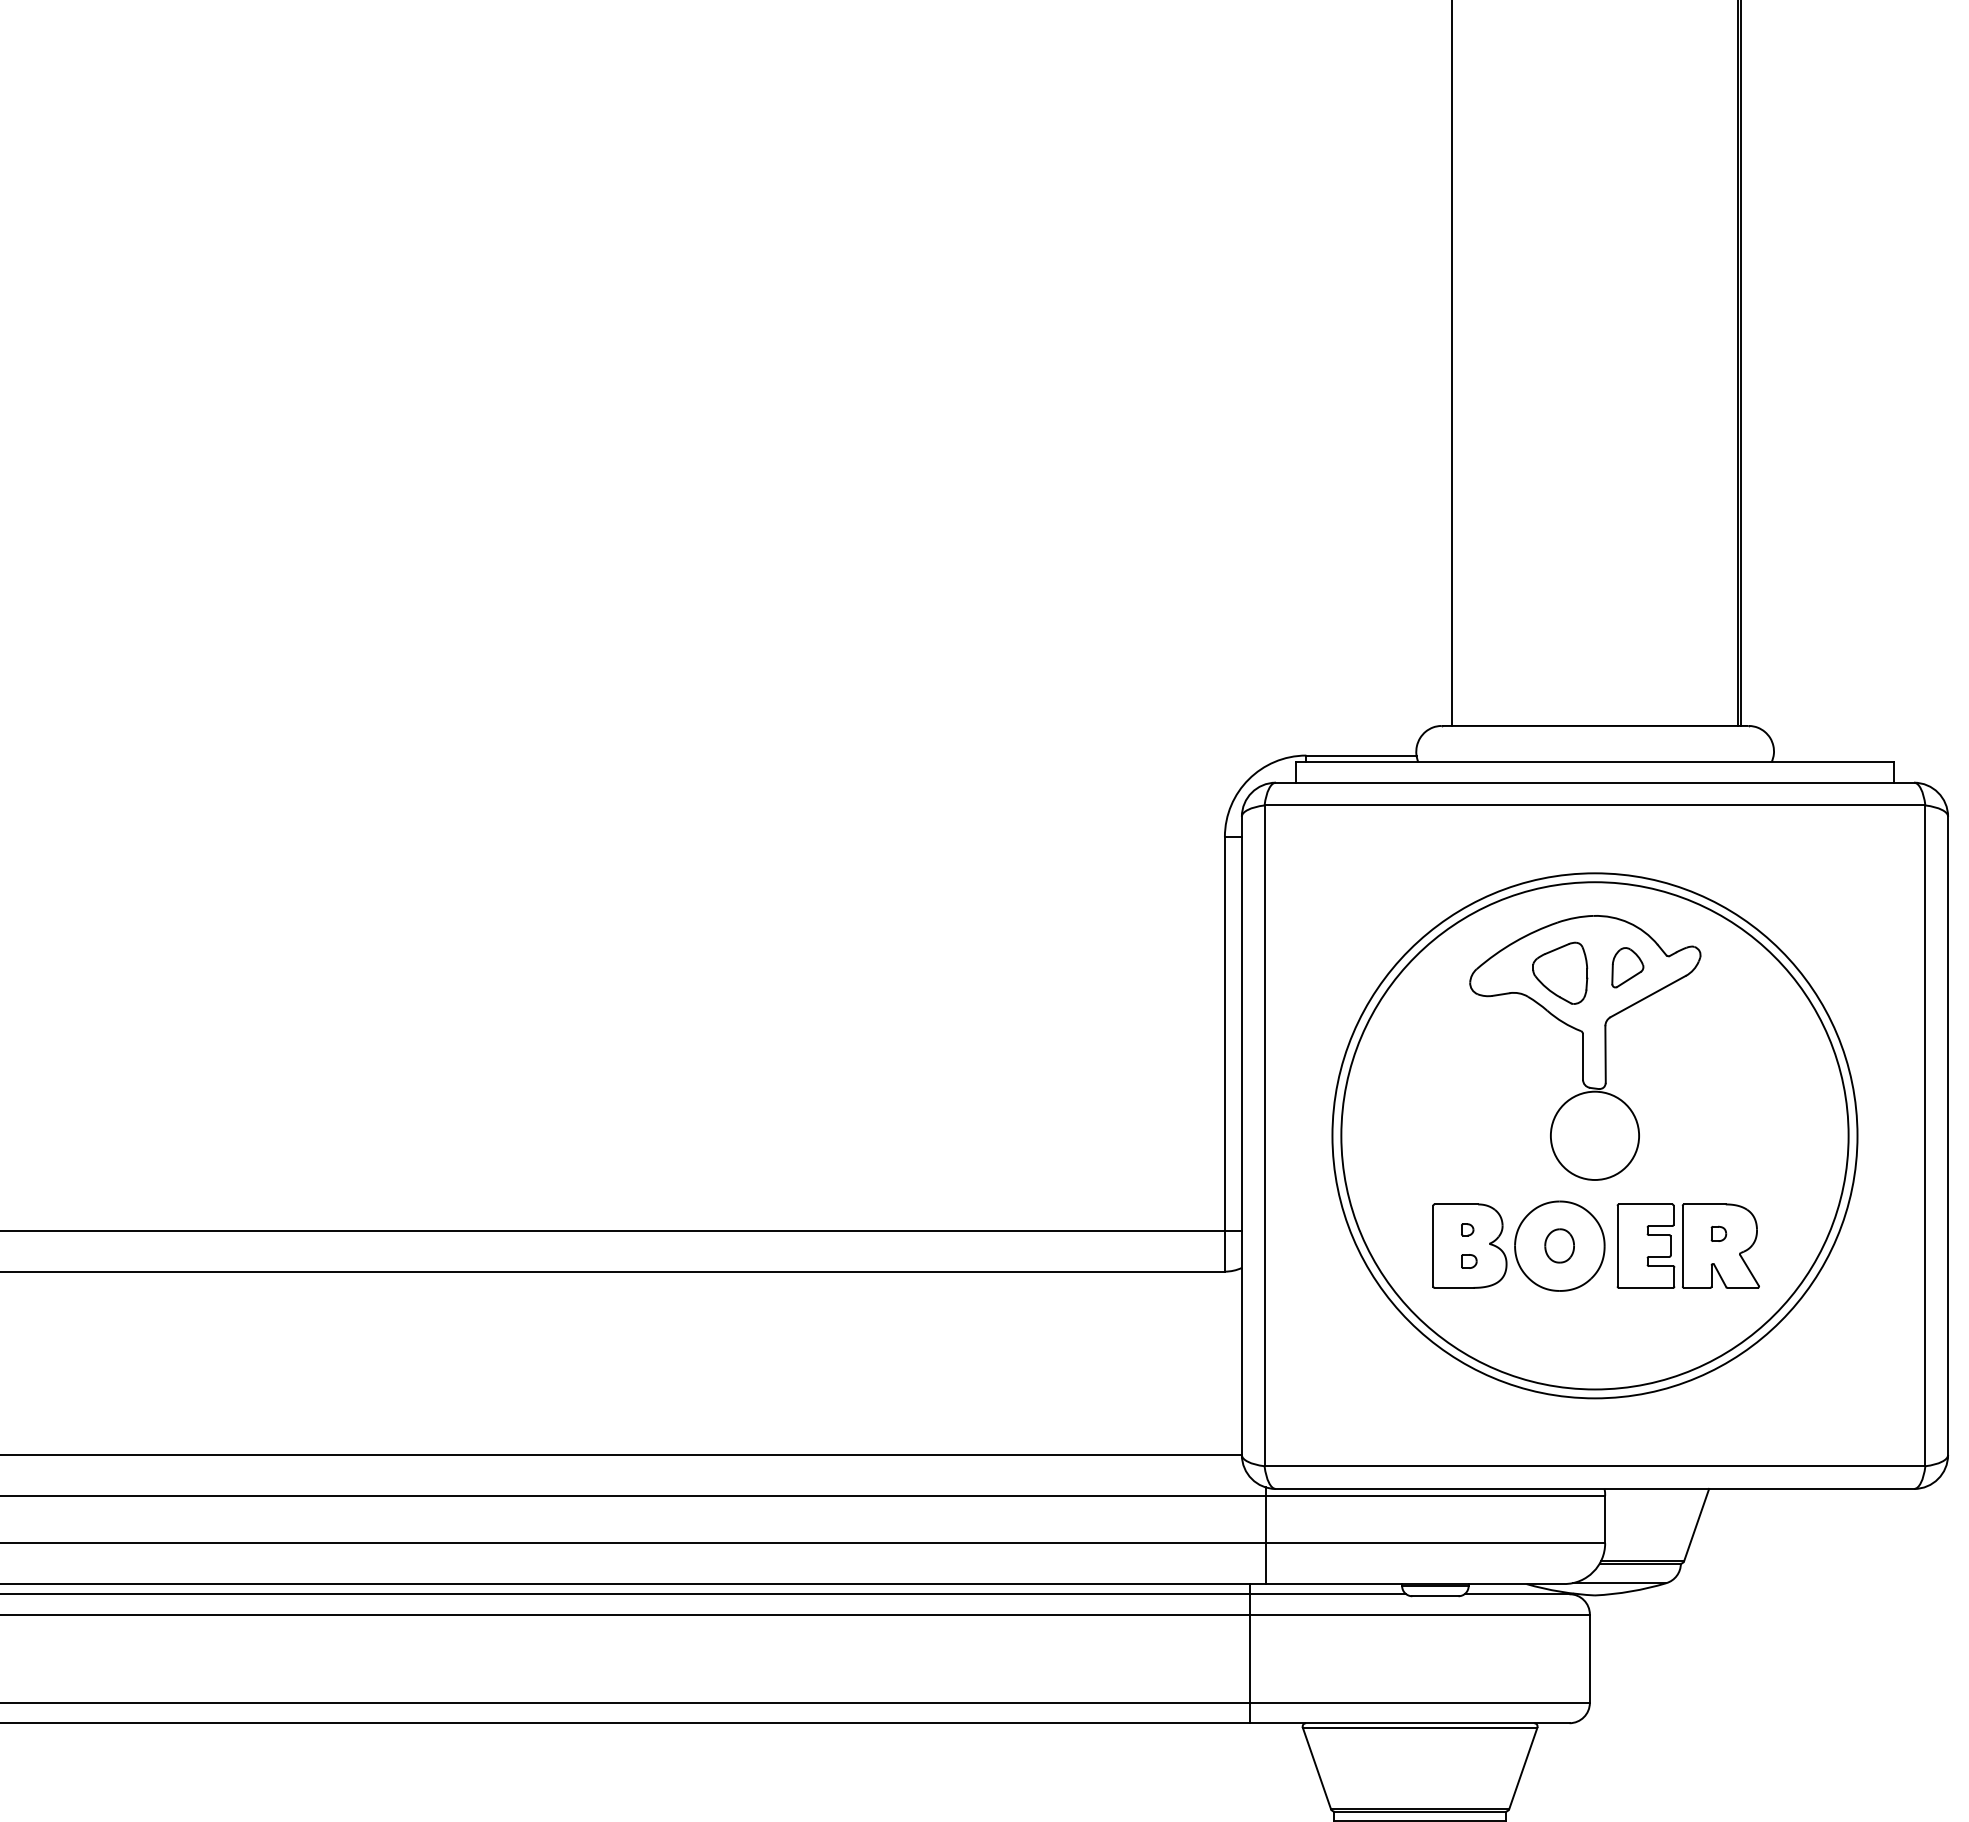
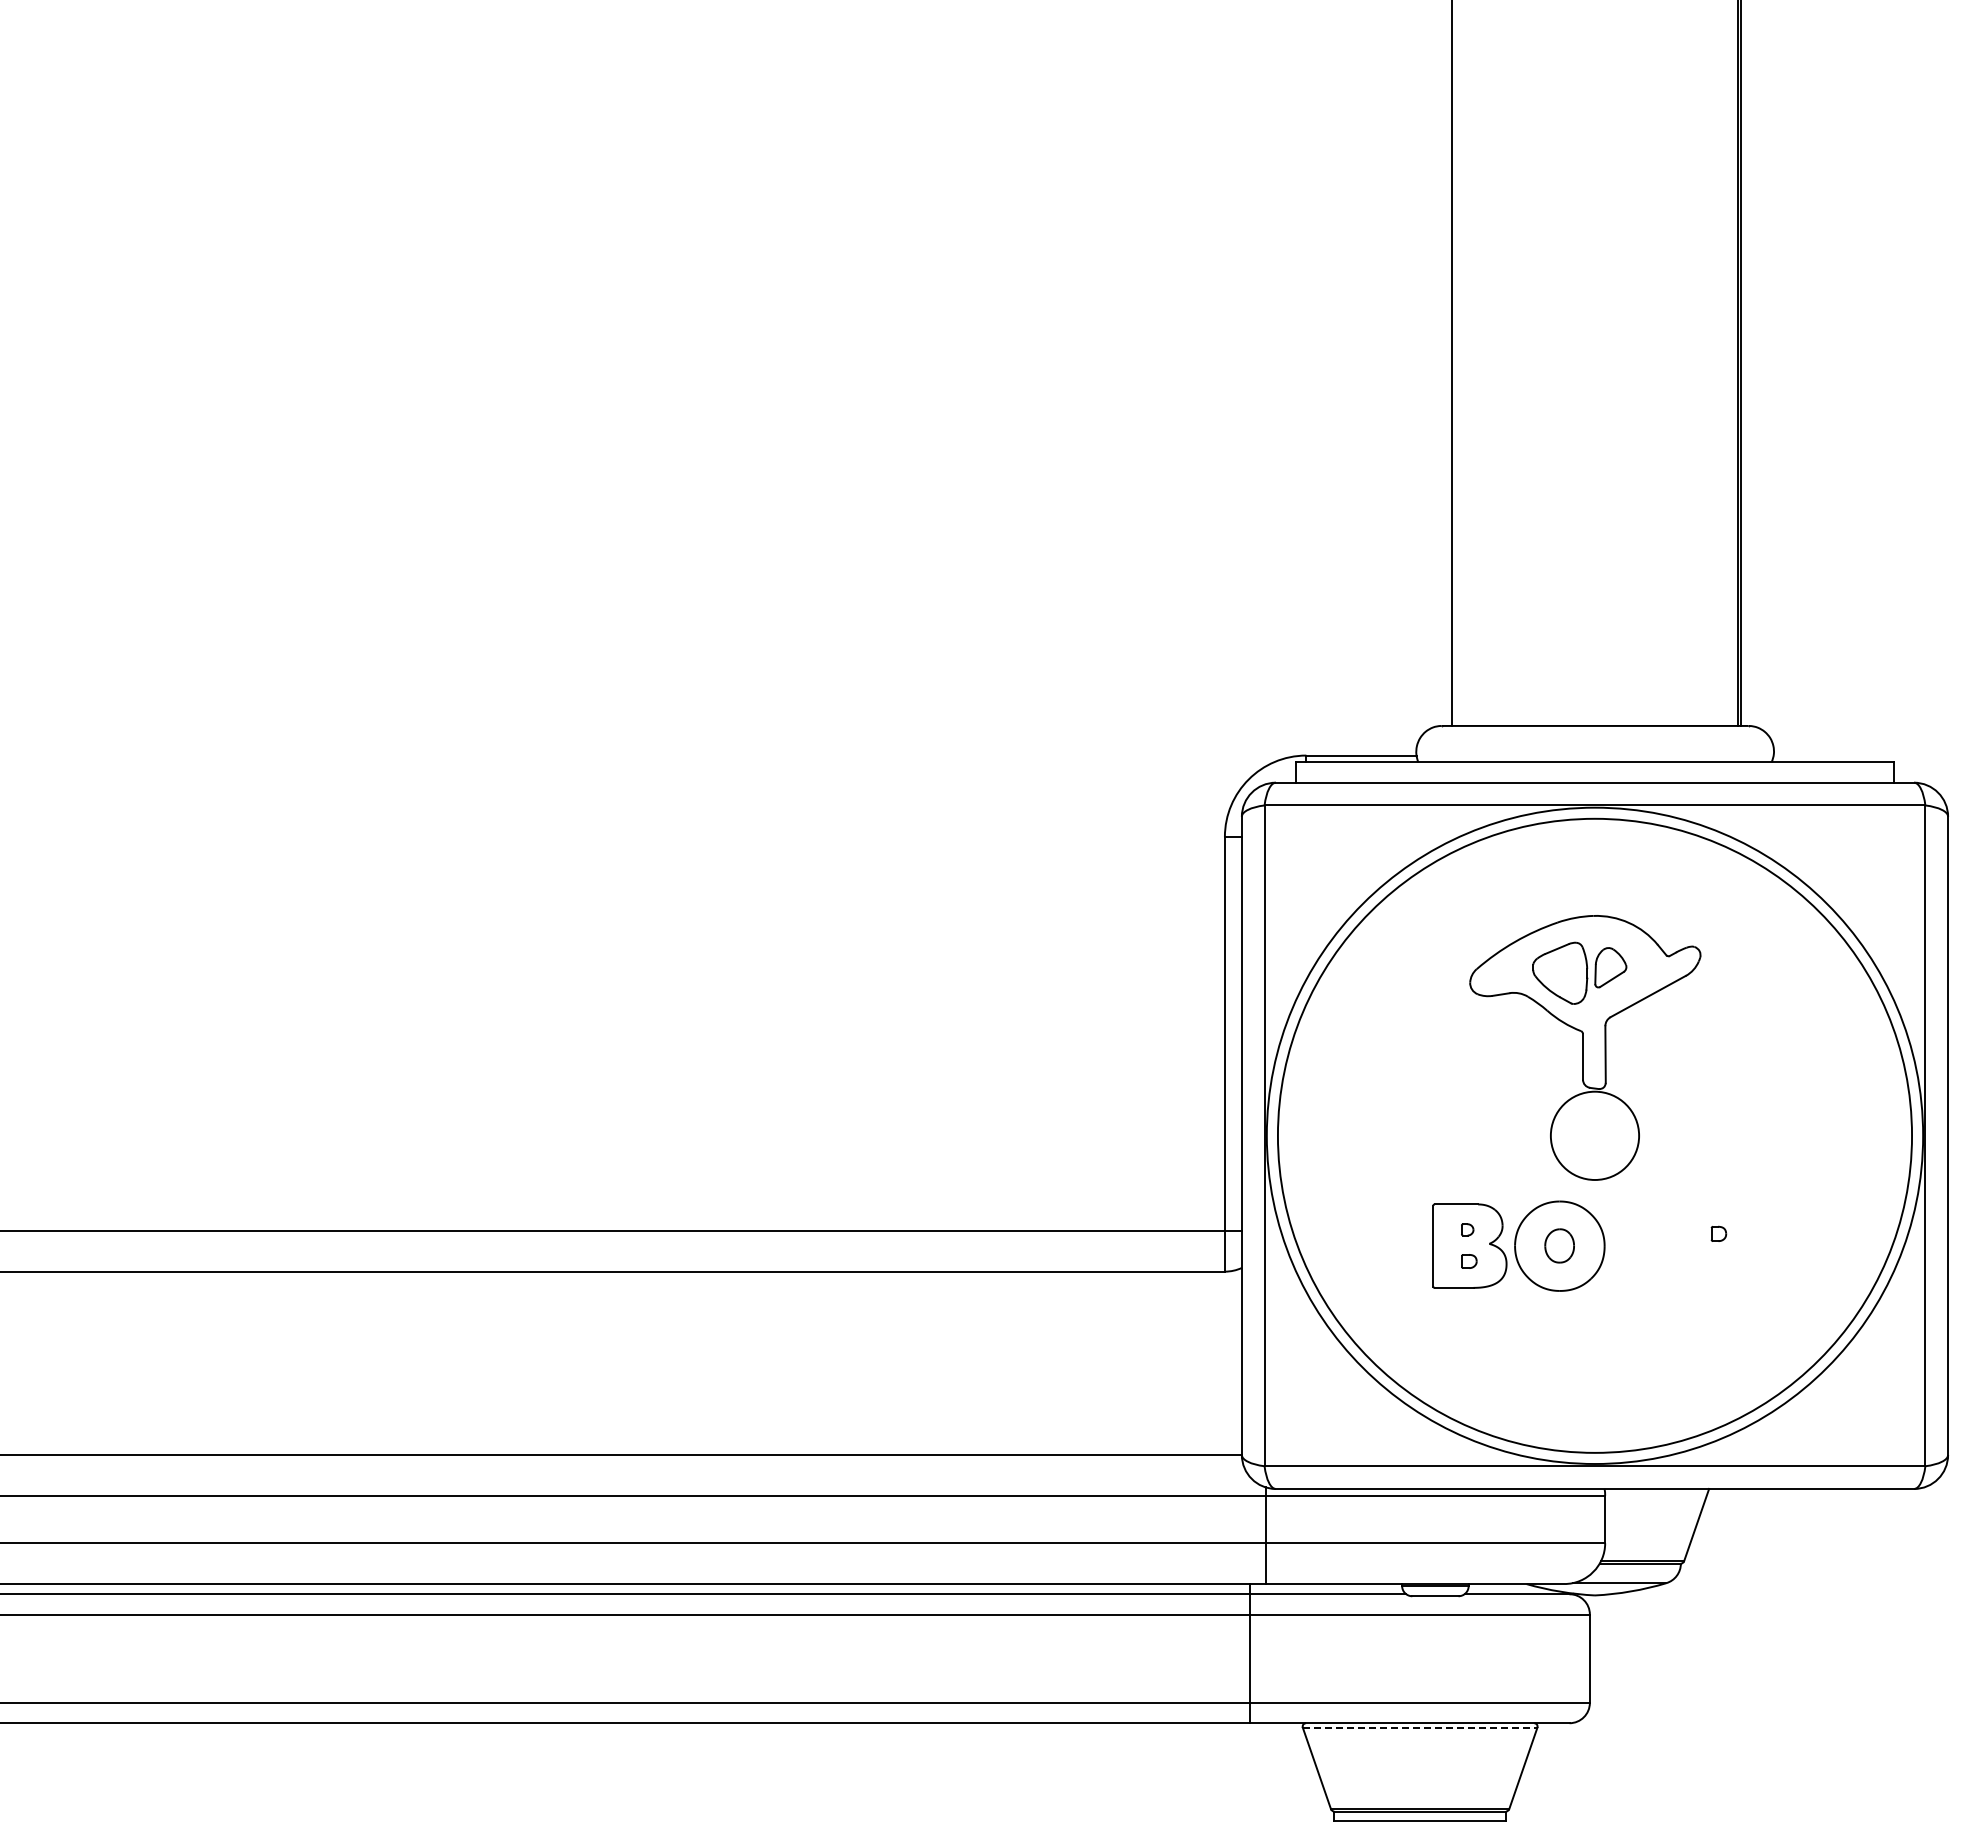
part position: (1627, 967) -> (1610, 967) (1610, 967)
circle diameter: 507 px -> 634 px (1594, 1135)
circle diameter: 525 px -> 656 px (1594, 1135)
part: present -> none (1687, 1245)
line: solid -> dashed (1420, 1727)
